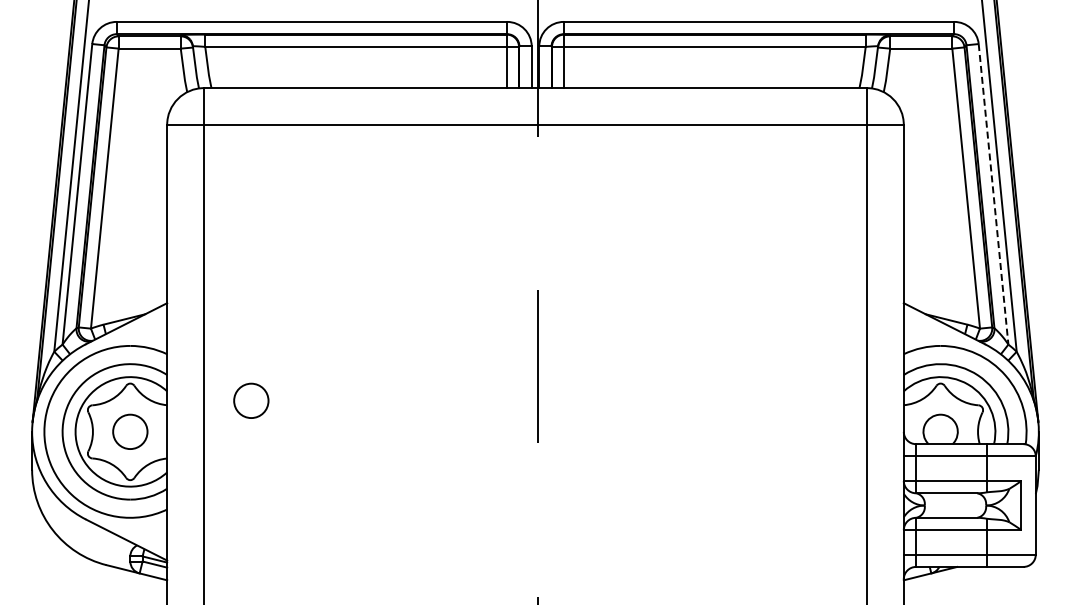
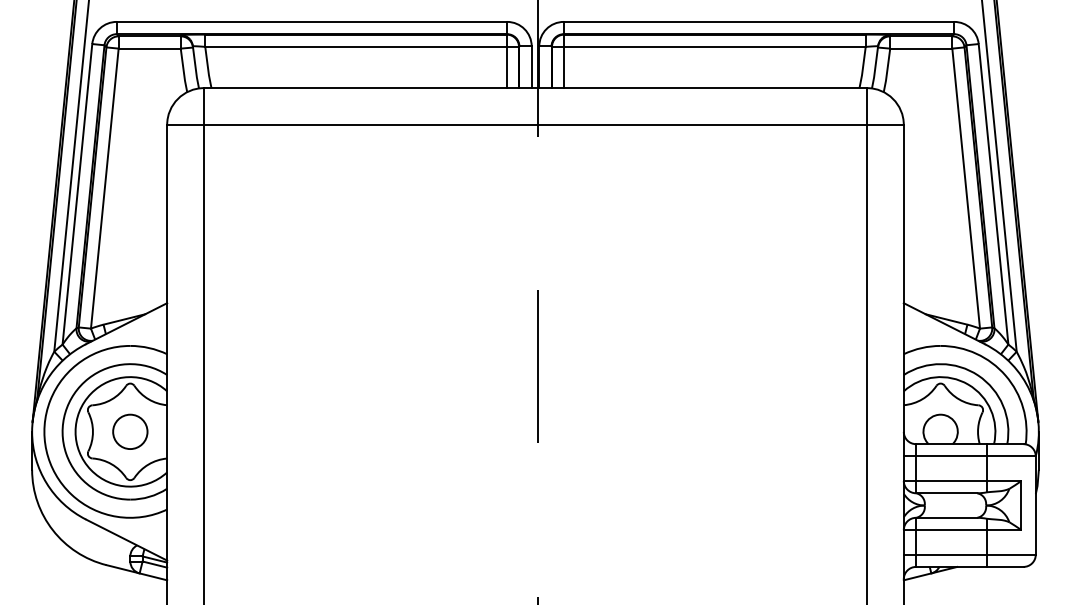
line: dashed -> solid (993, 194)
circle: present -> none (251, 400)
